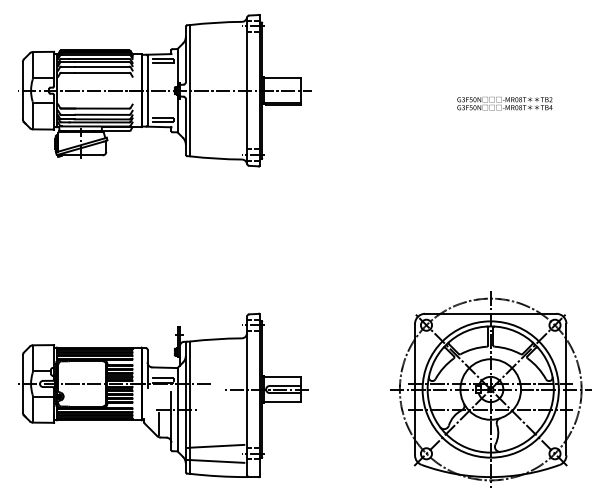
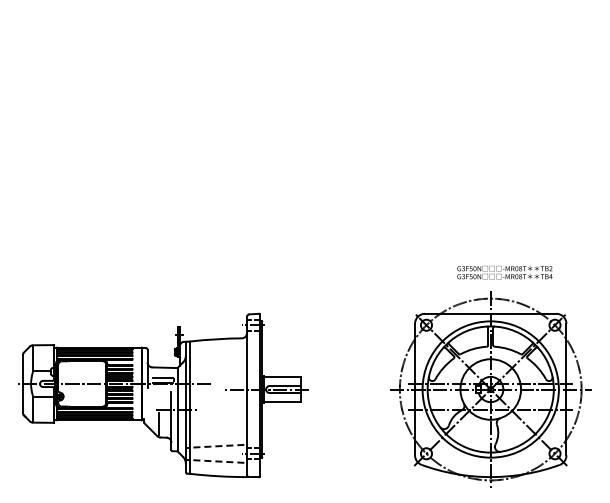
part: present -> none (164, 90)
text position: (504, 103) -> (504, 272) (504, 272)
line: solid -> dashed (216, 446)
line: solid -> dashed (216, 461)
